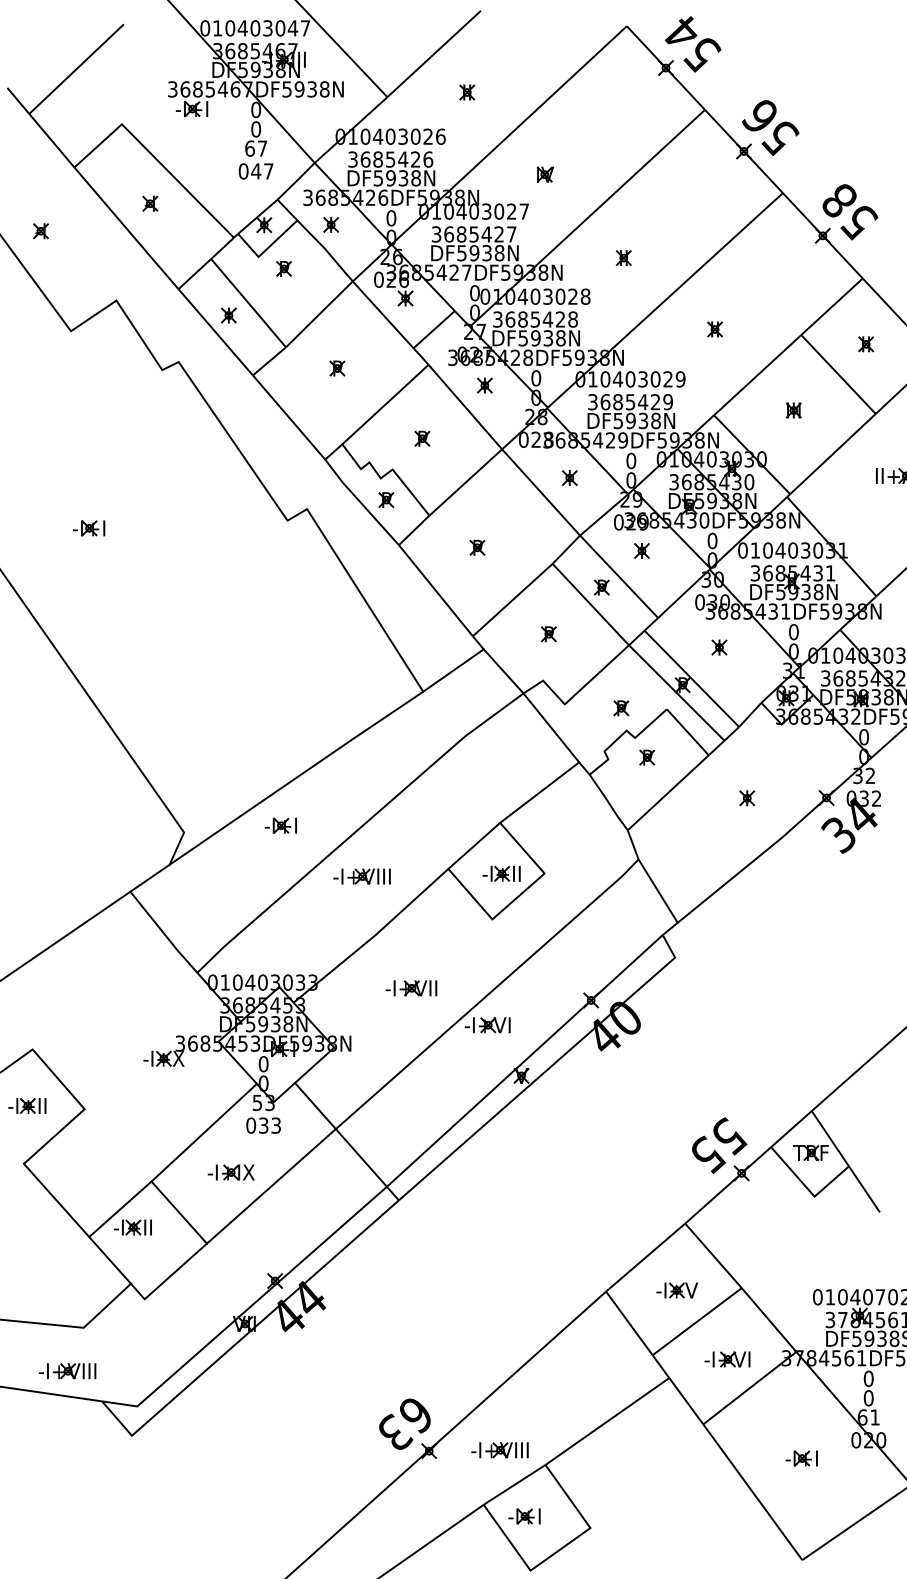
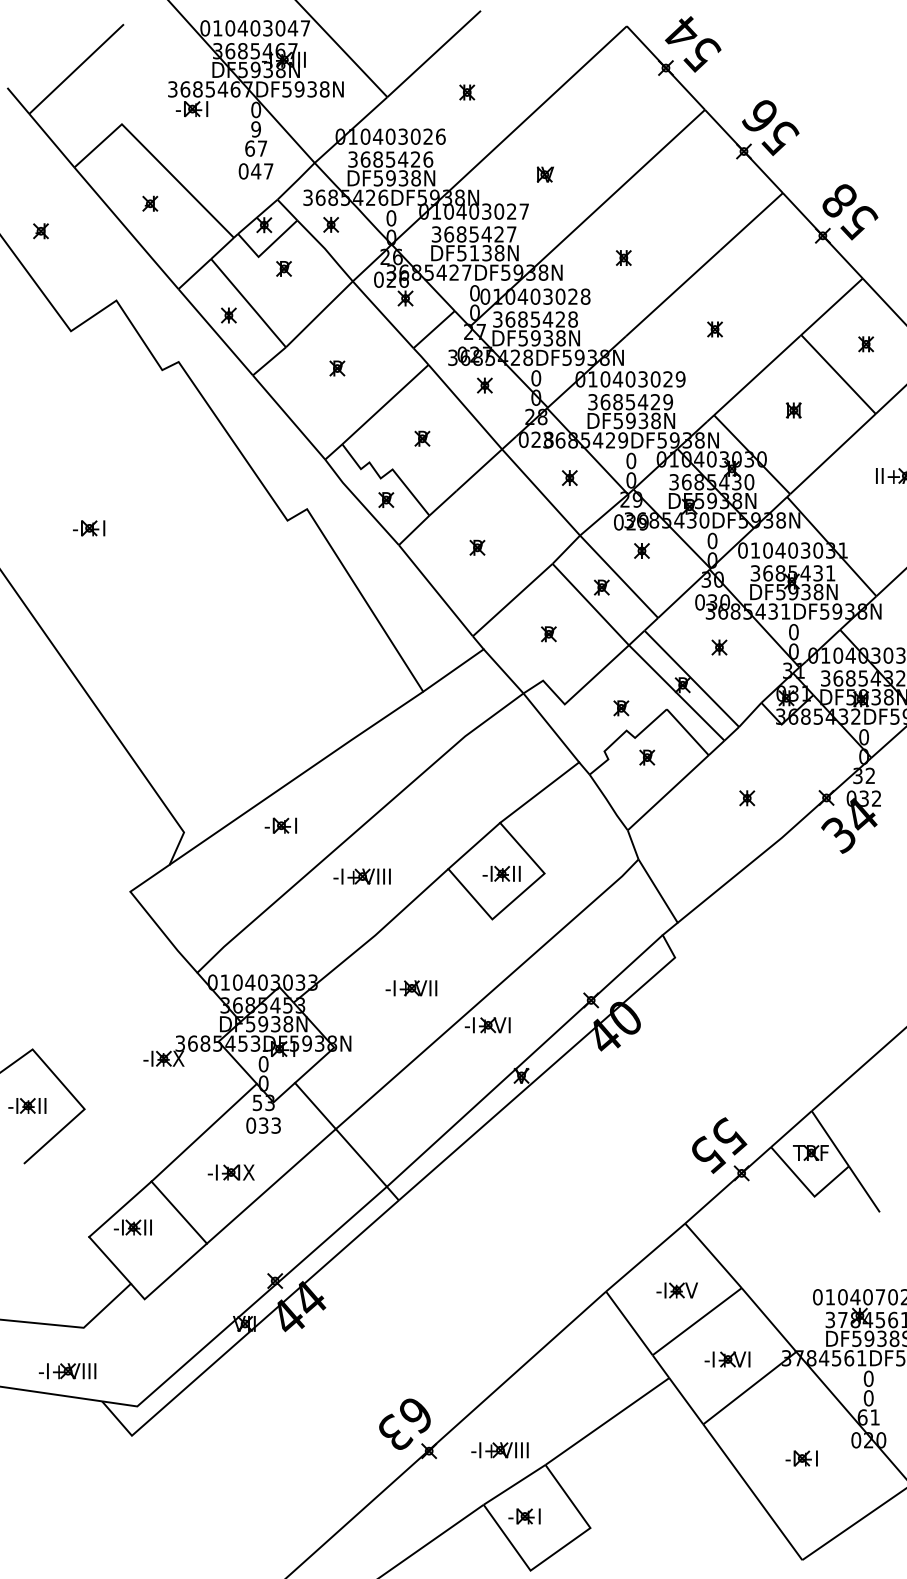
text: 0 -> 9 (255, 129)
text: DF5938N -> DF5138N (474, 253)
line: present -> none (66, 935)
line: present -> none (56, 1200)
